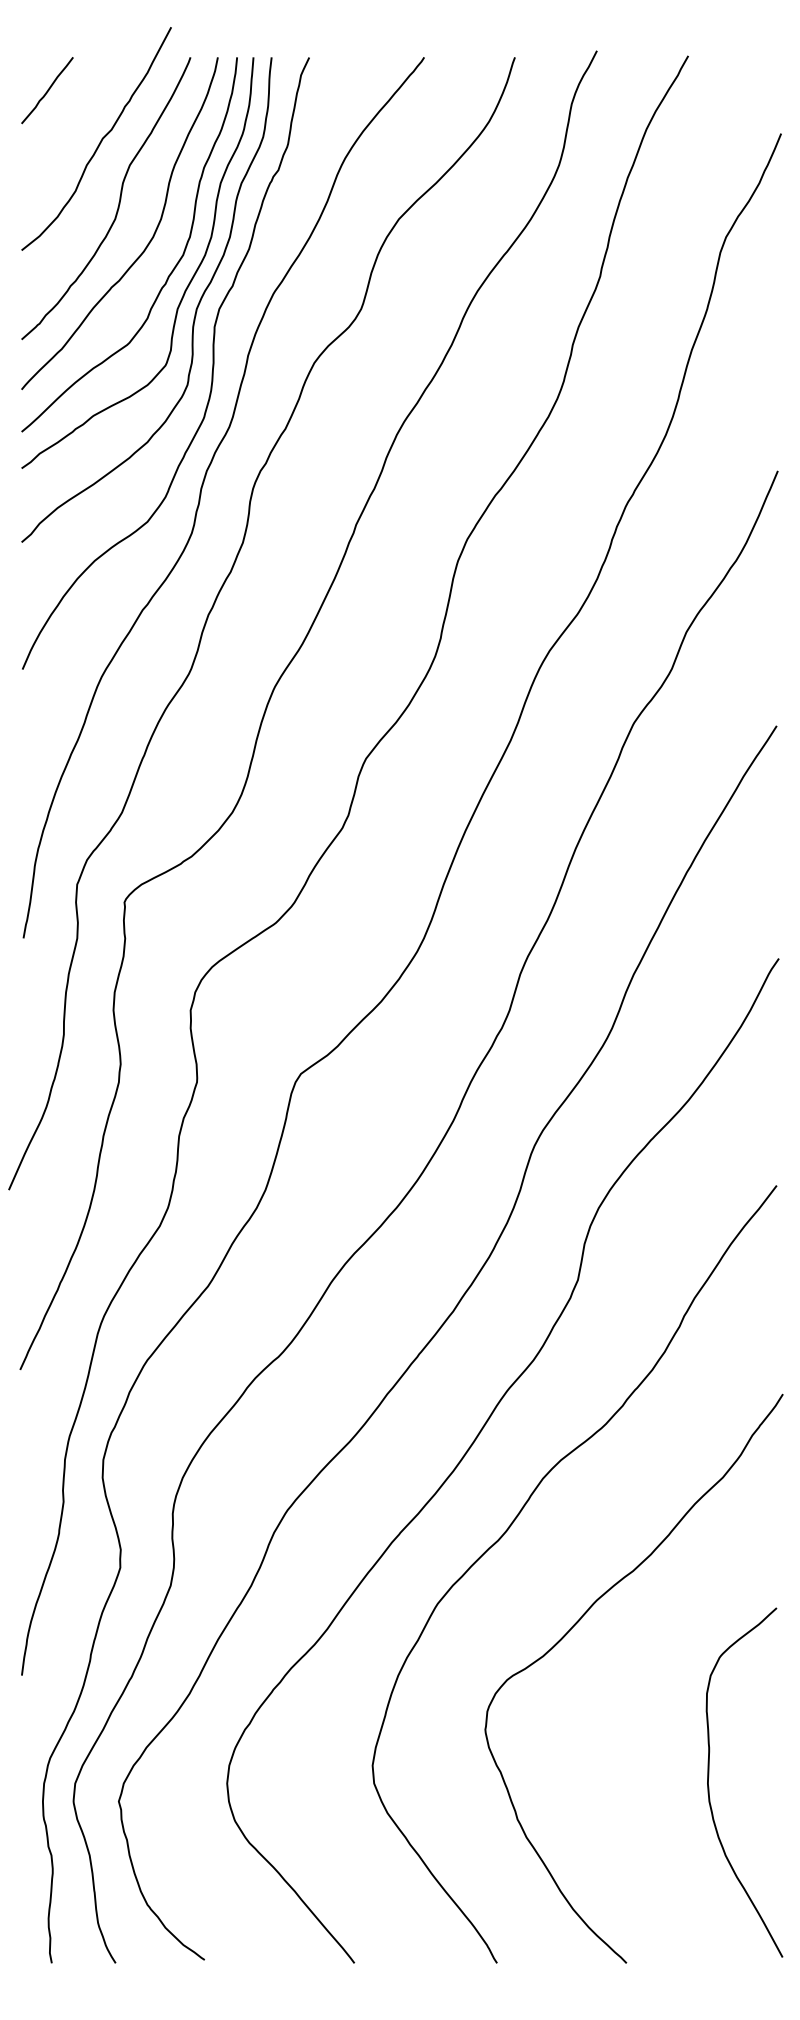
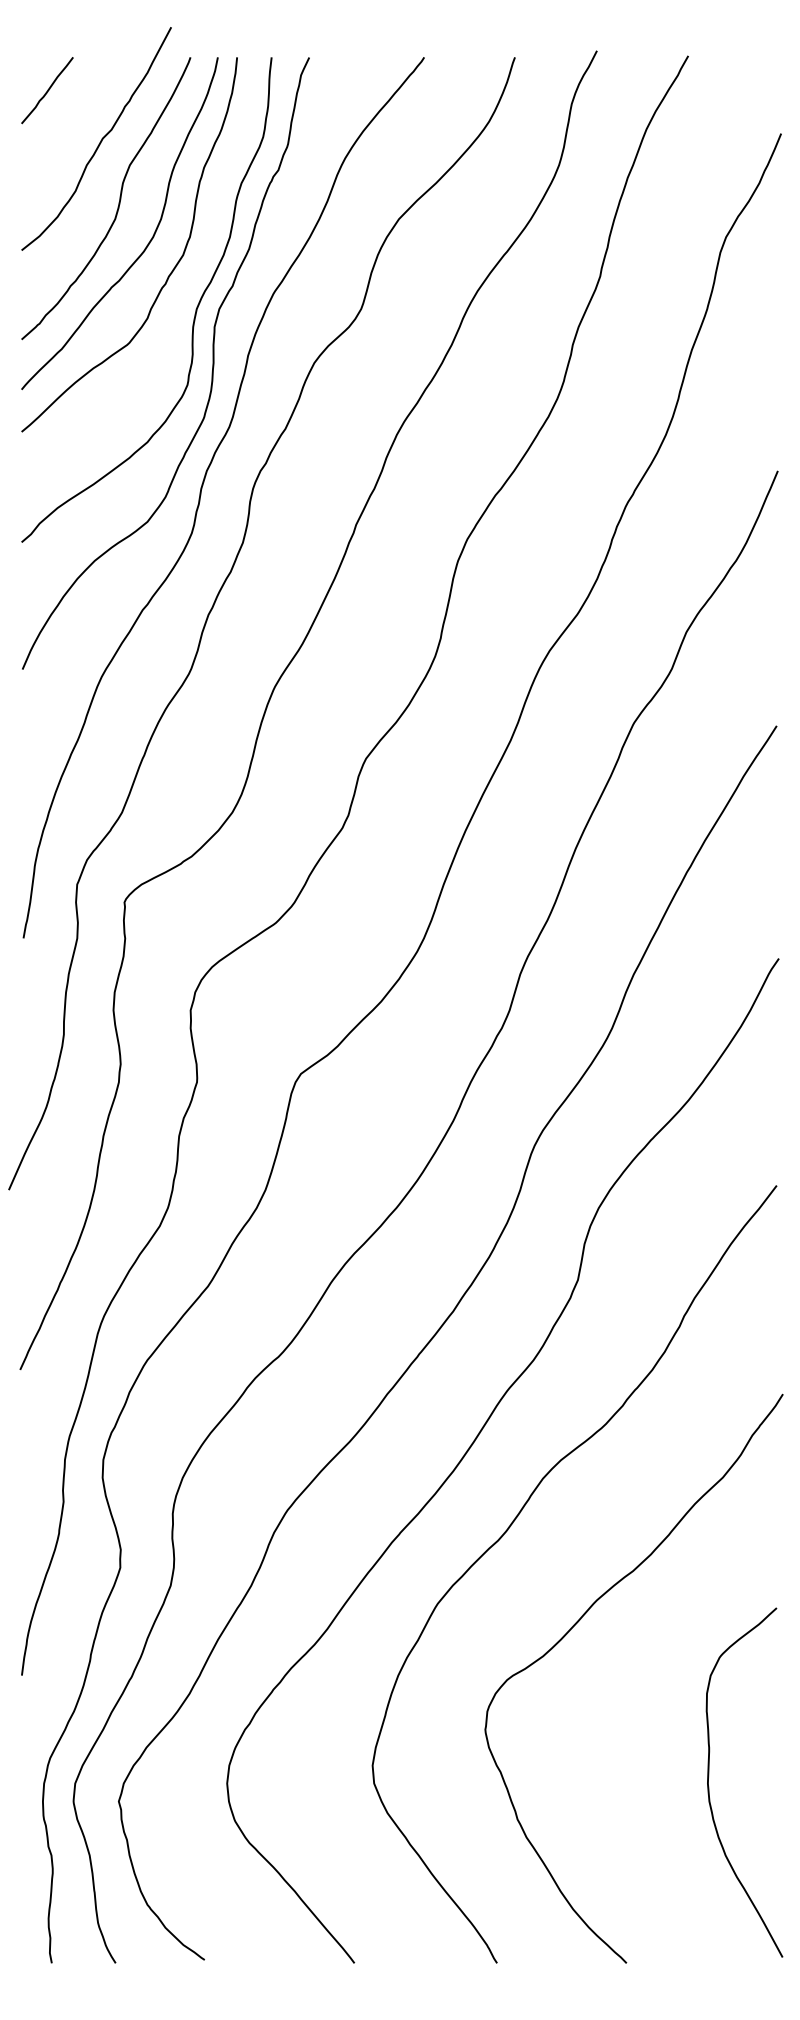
curve: present -> none (185, 288)
